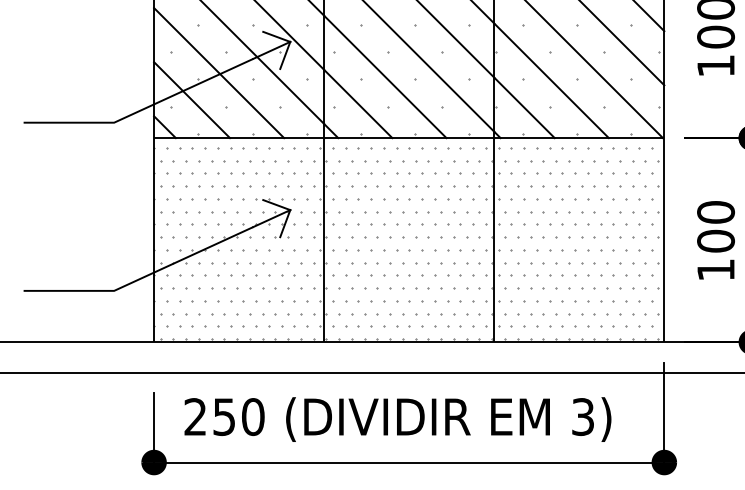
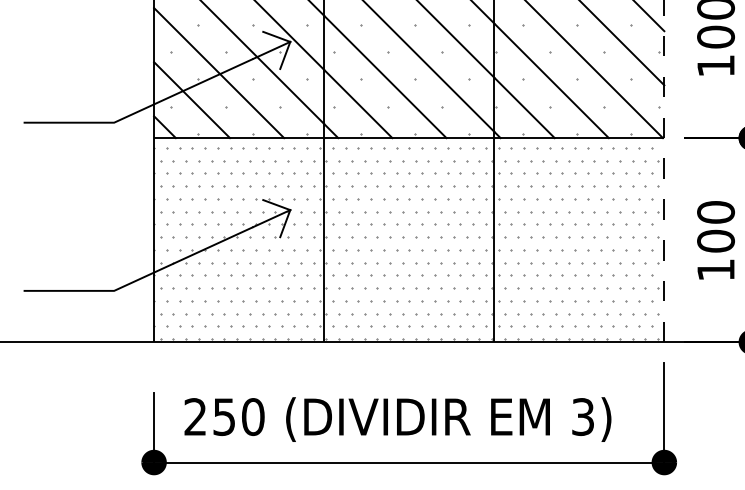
line: solid -> dashed (664, 171)
line: present -> none (371, 372)
